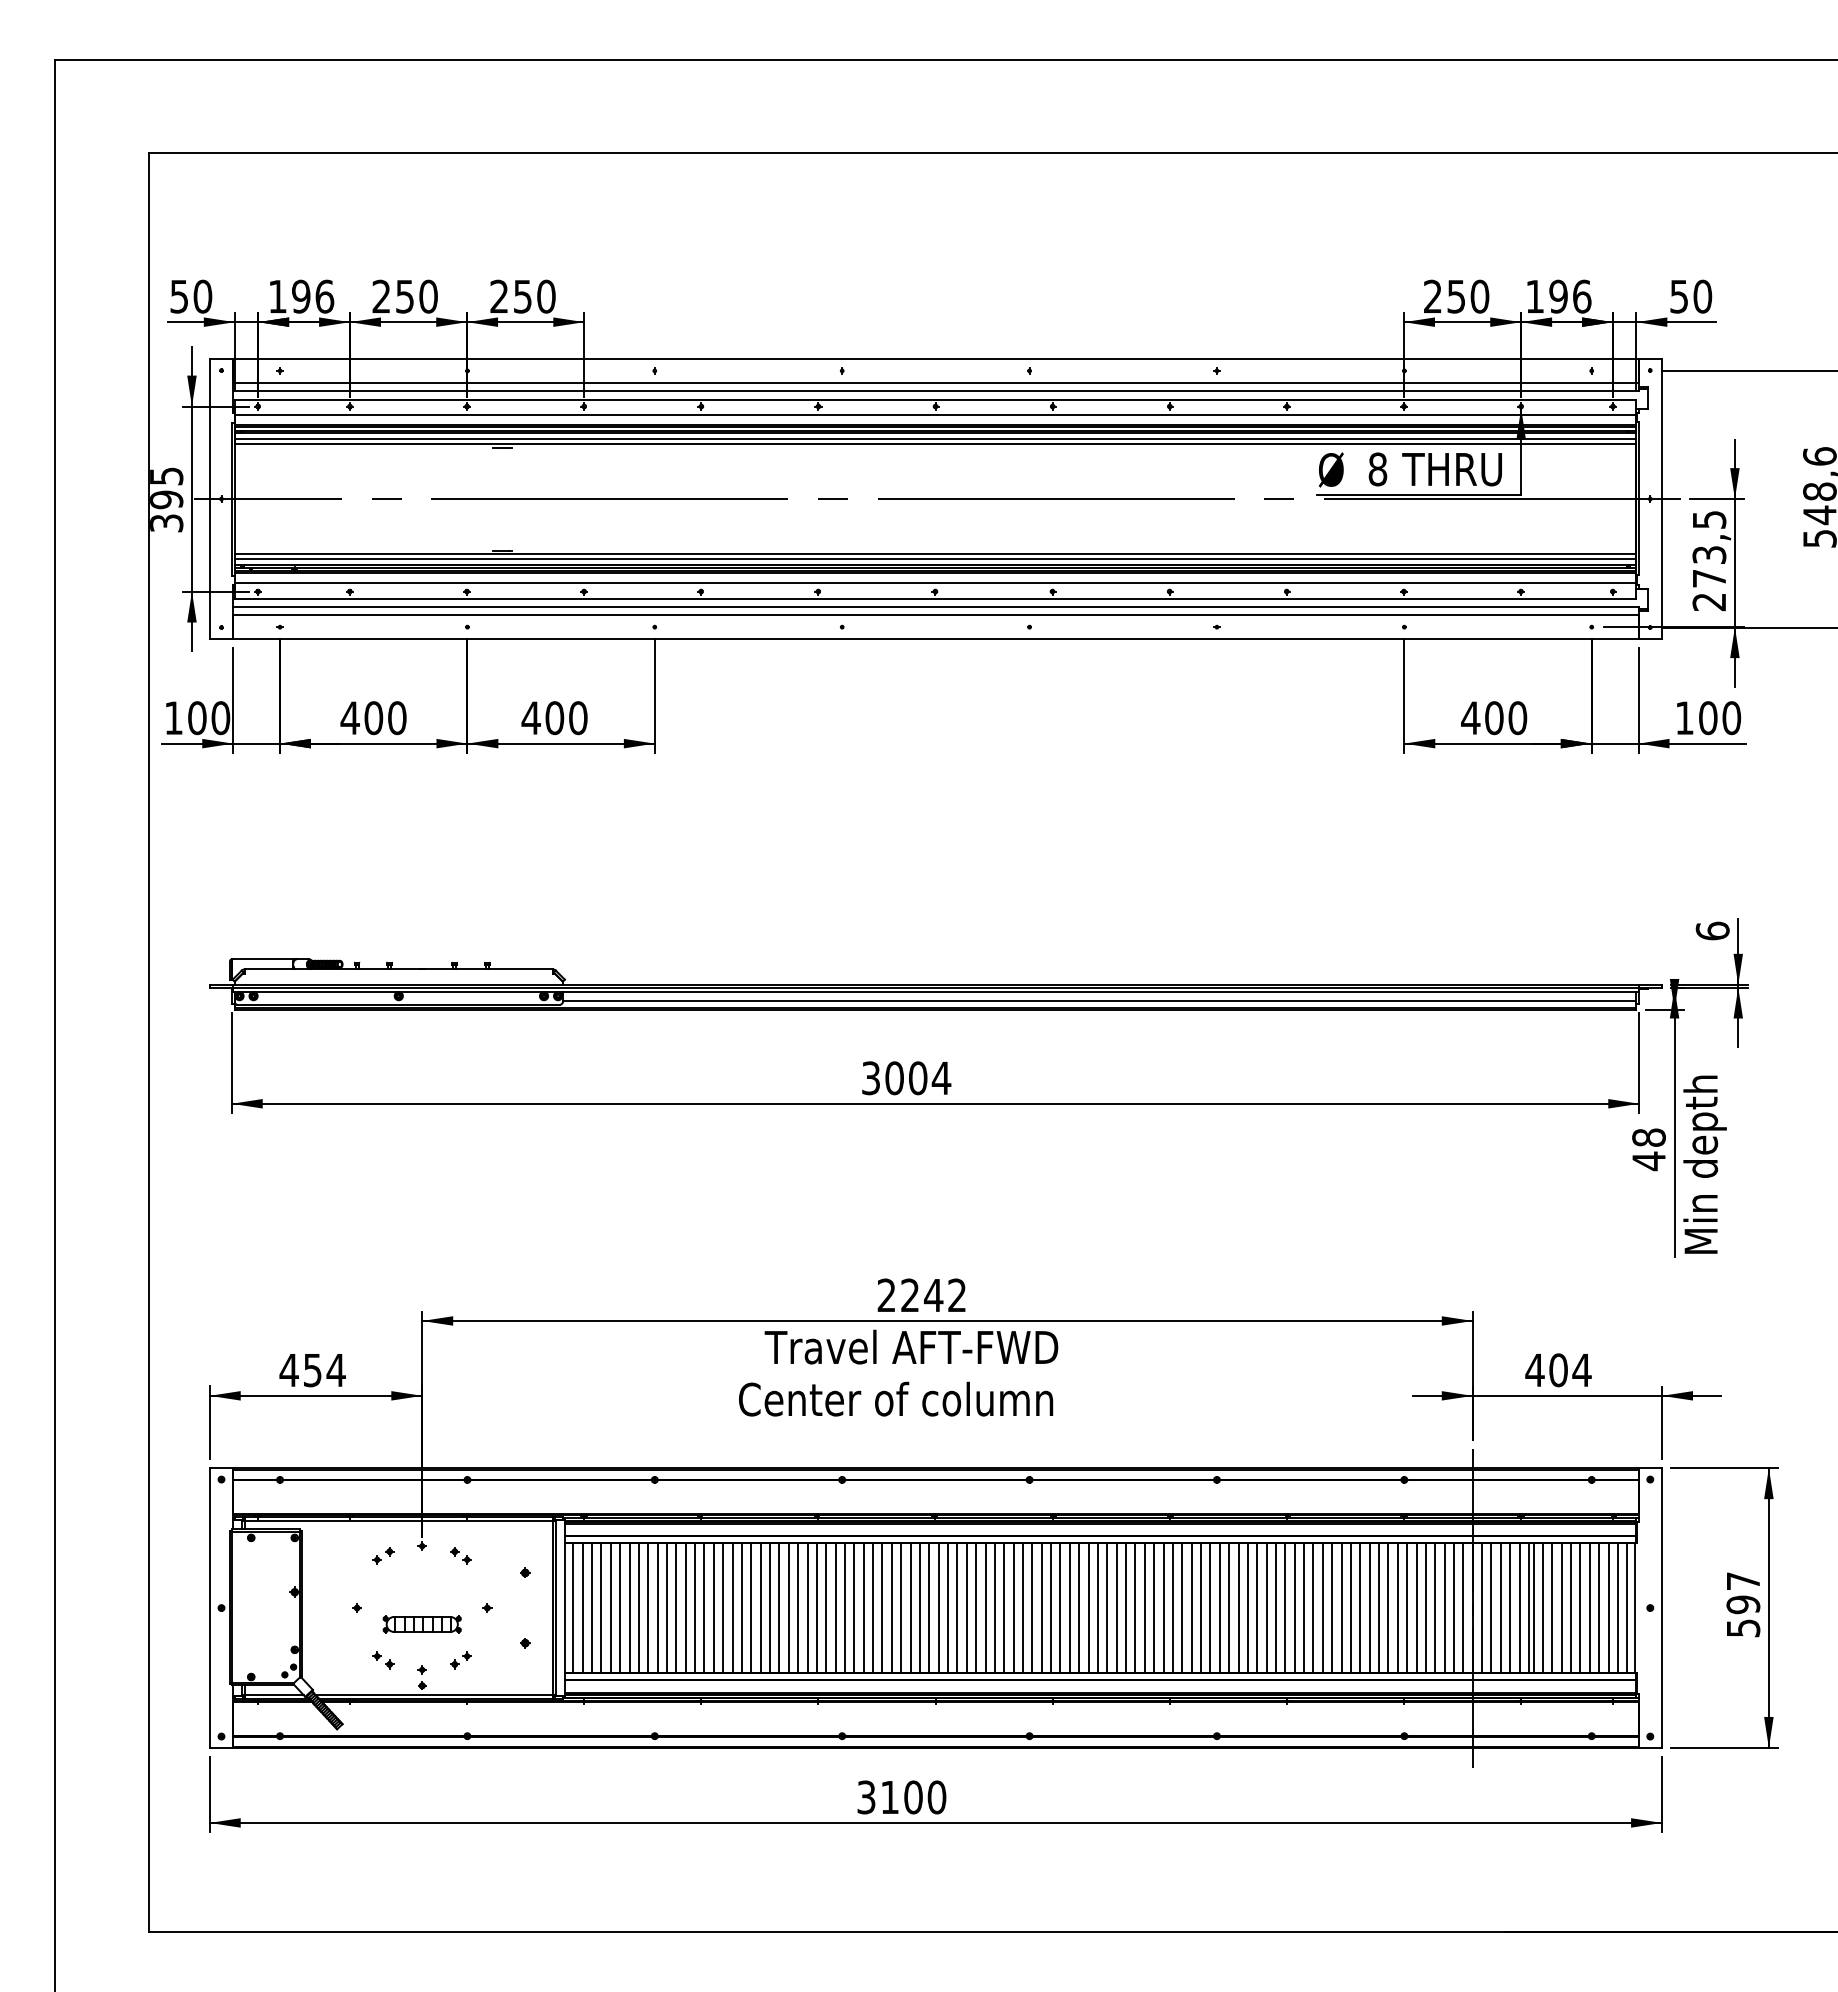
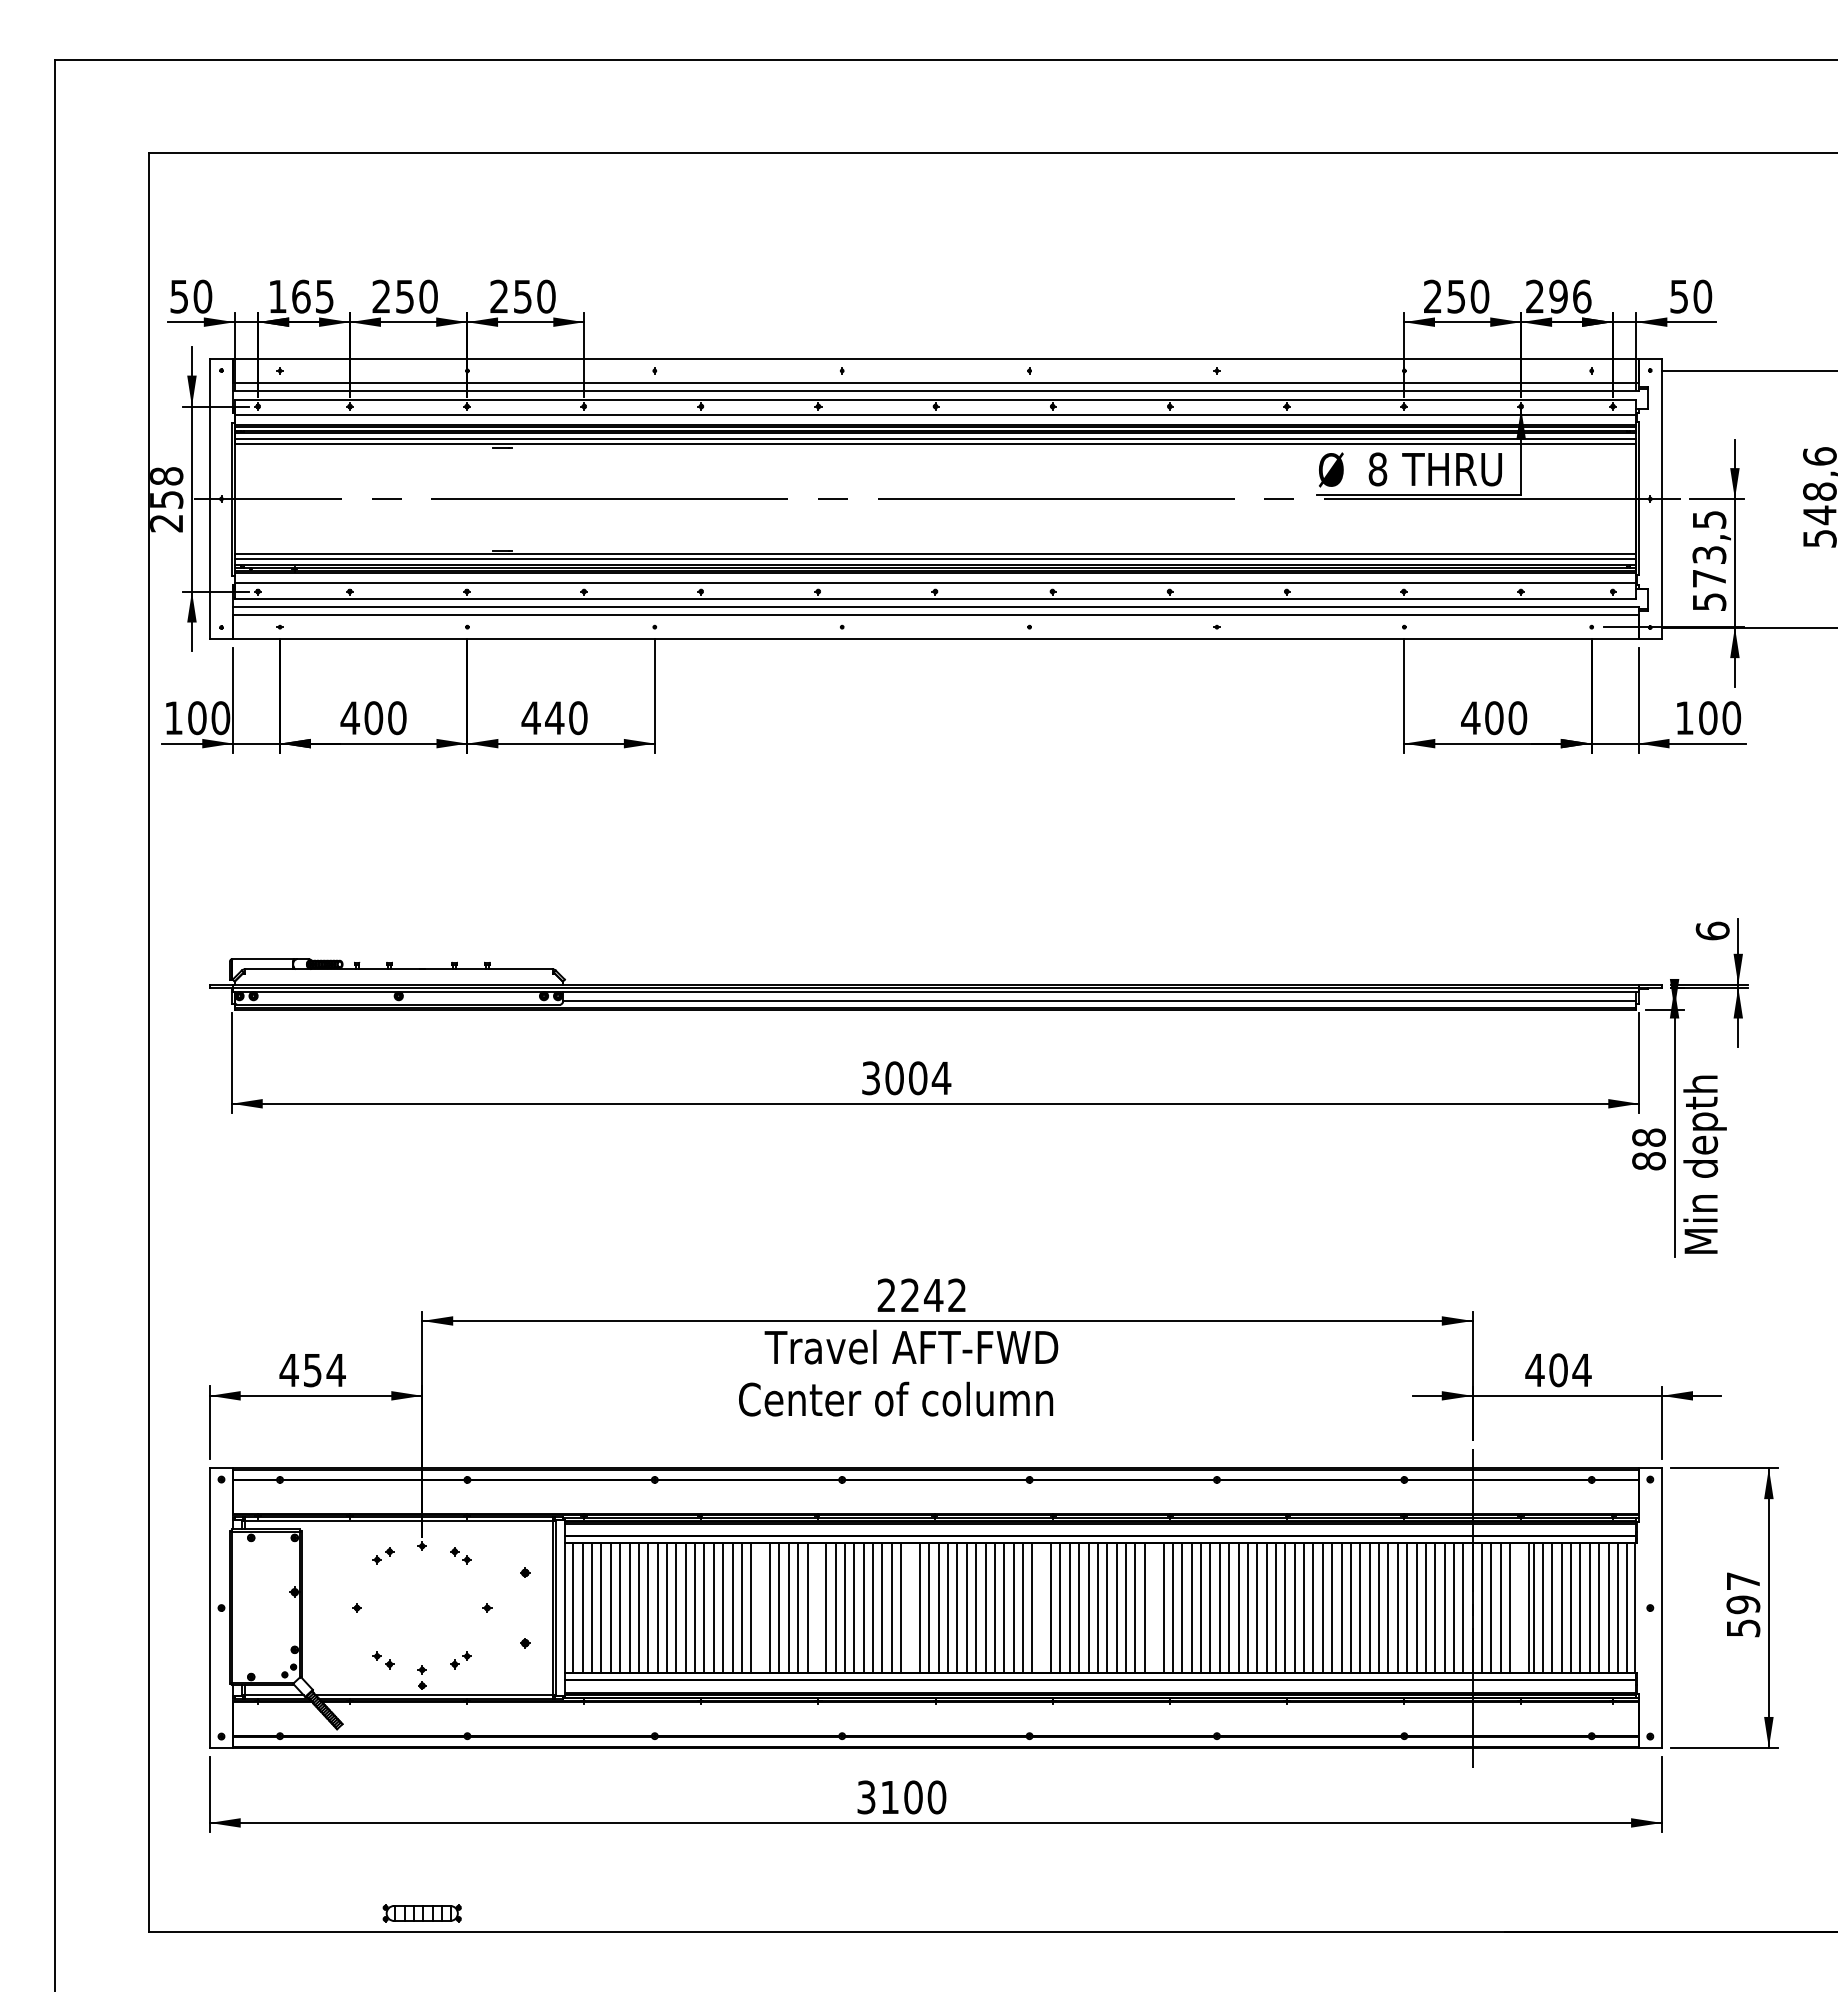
text: 196 -> 296 (1534, 295)
text: 196 -> 165 (313, 296)
text: 395 -> 258 (166, 499)
text: 273,5 -> 573,5 (1709, 602)
text: 400 -> 440 (554, 718)
text: 48 -> 88 (1648, 1161)
line: present -> none (760, 1607)
line: present -> none (816, 1607)
line: present -> none (910, 1607)
line: present -> none (1041, 1607)
line: present -> none (1154, 1607)
line: present -> none (1519, 1607)
part position: (421, 1624) -> (421, 1913) (421, 1913)
